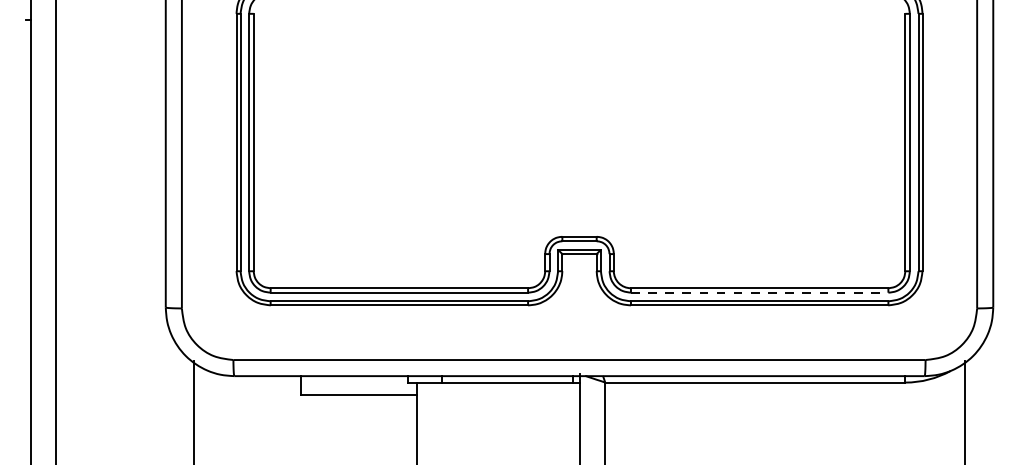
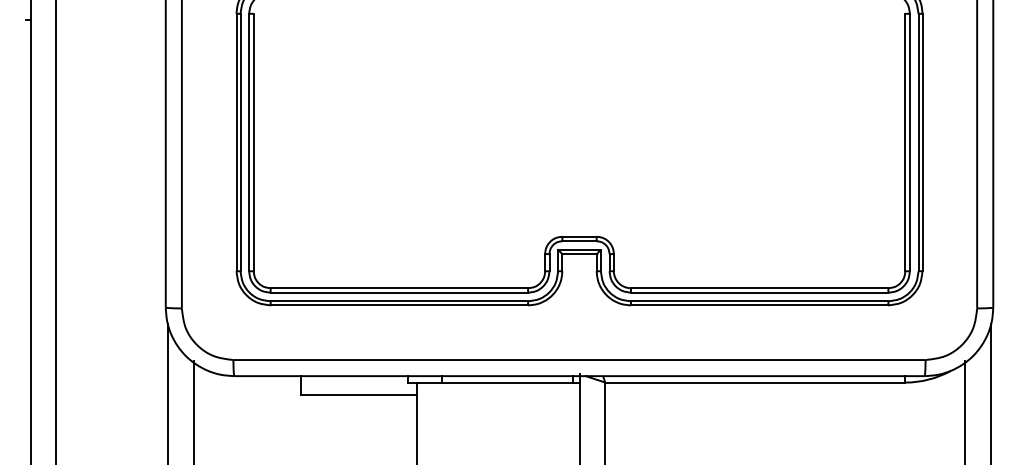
line: dashed -> solid (759, 292)
line: none -> present (167, 392)
line: none -> present (991, 392)
